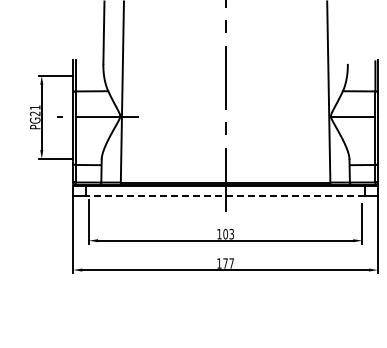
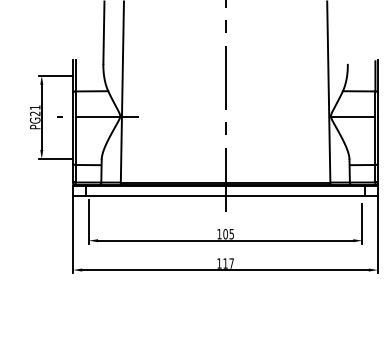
line: dashed -> solid (225, 195)
text: 103 -> 105 (231, 233)
text: 177 -> 117 (225, 263)
